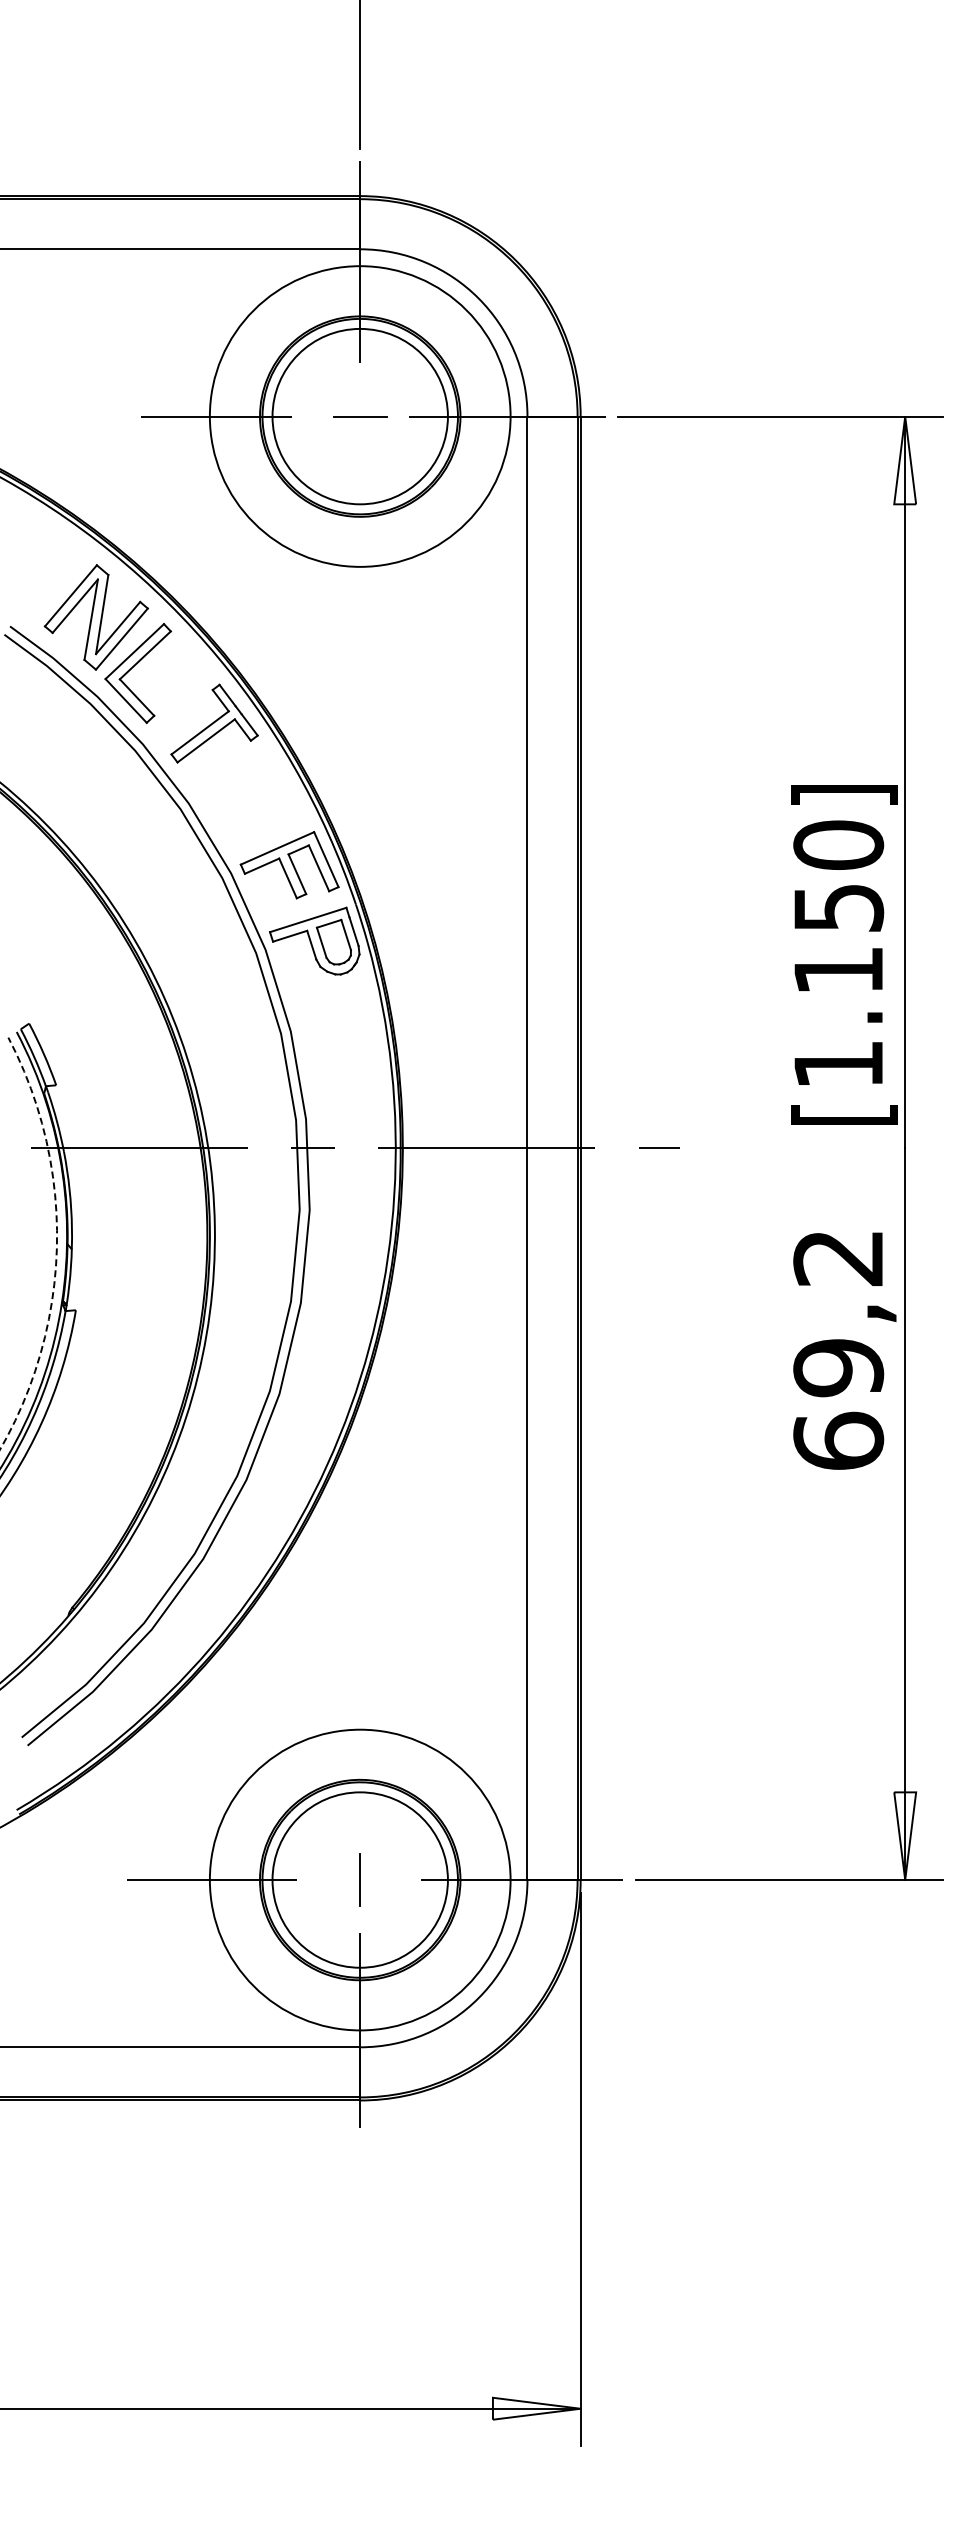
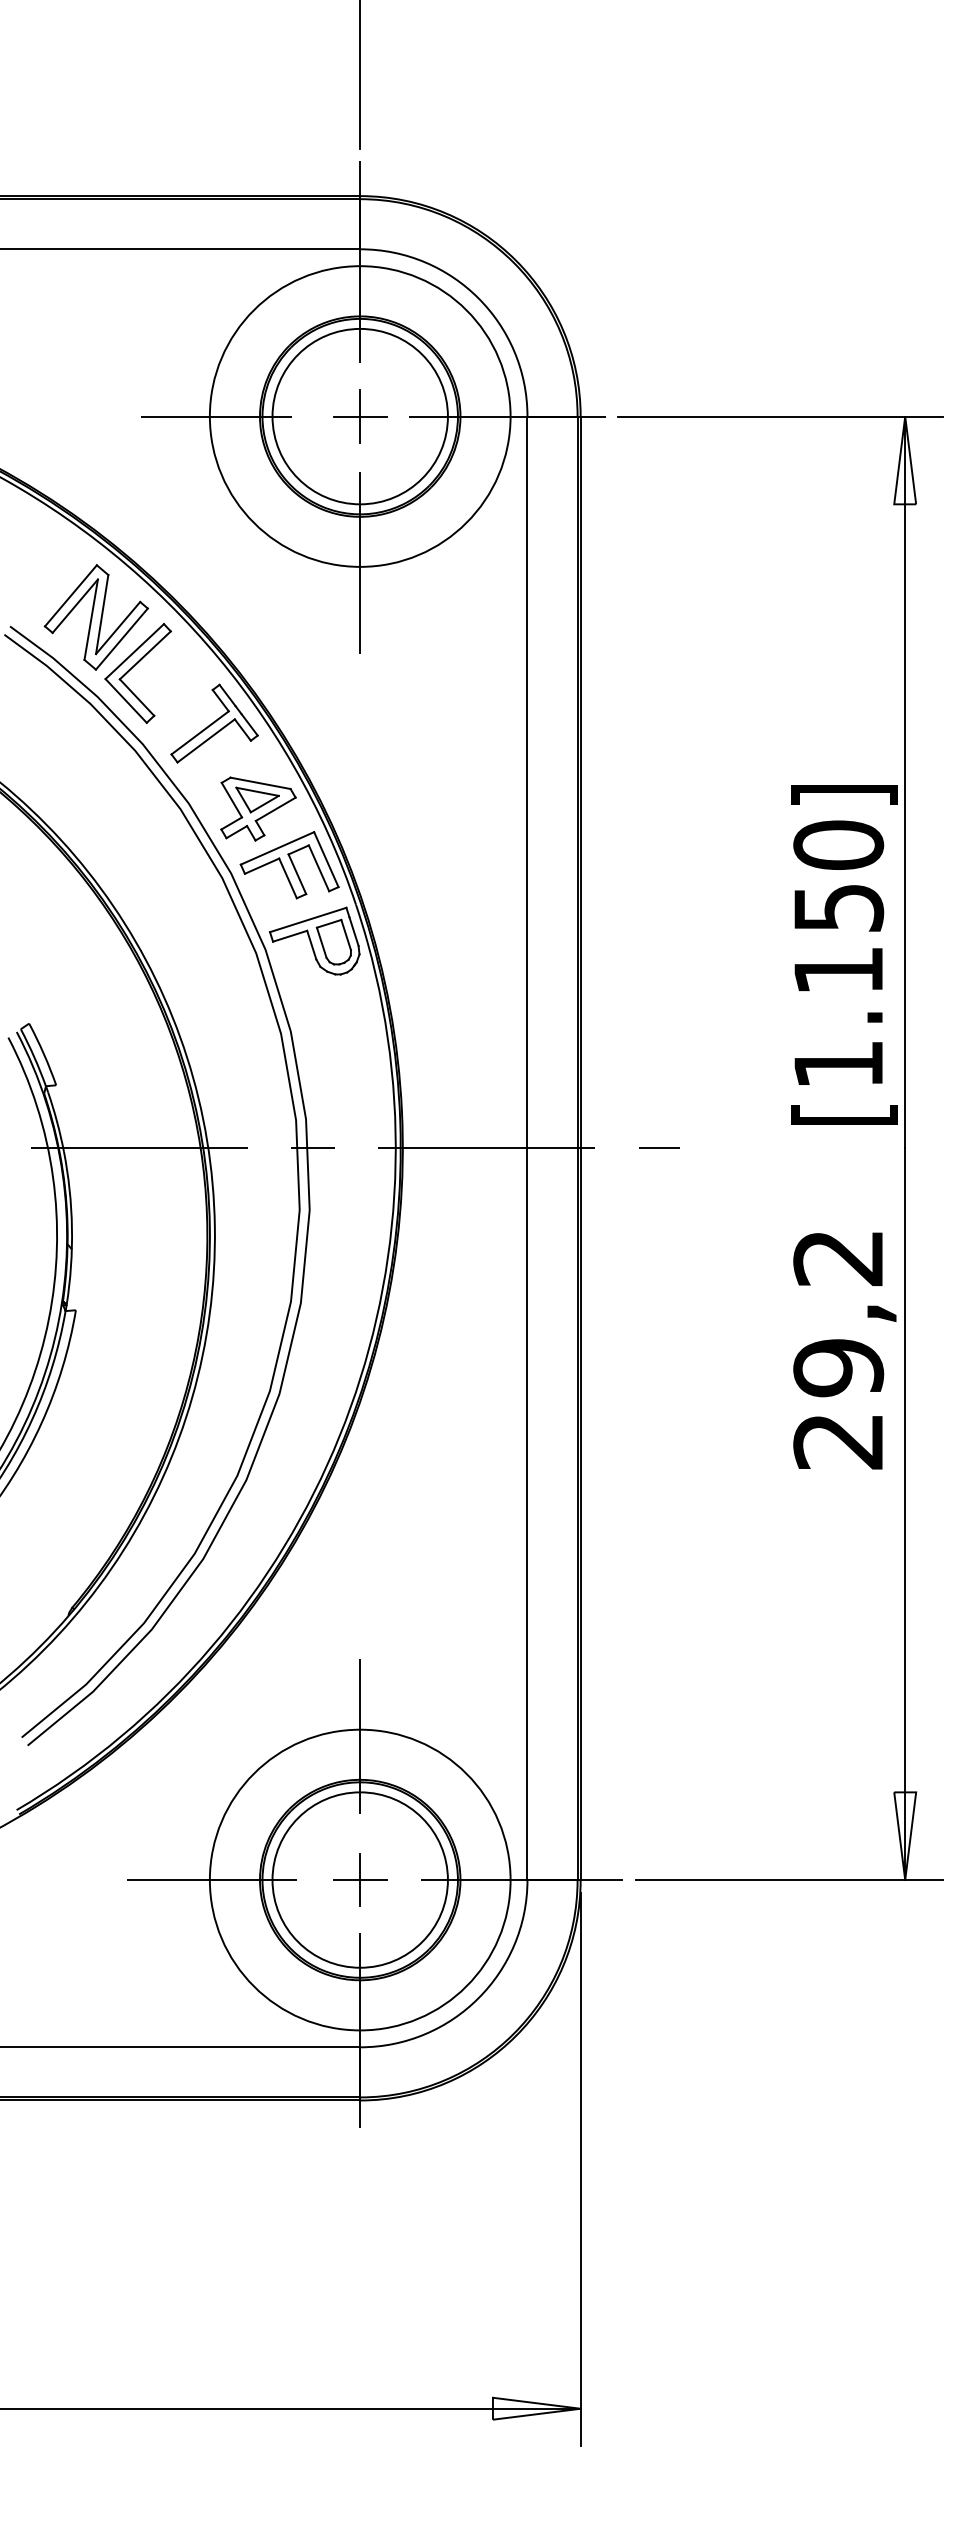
line: none -> present (360, 416)
line: none -> present (360, 562)
part: none -> present (258, 808)
arc: dashed -> solid (56, 1242)
text: 69,2 -> 29,2 (838, 1440)
line: none -> present (360, 1735)
line: none -> present (359, 1880)
